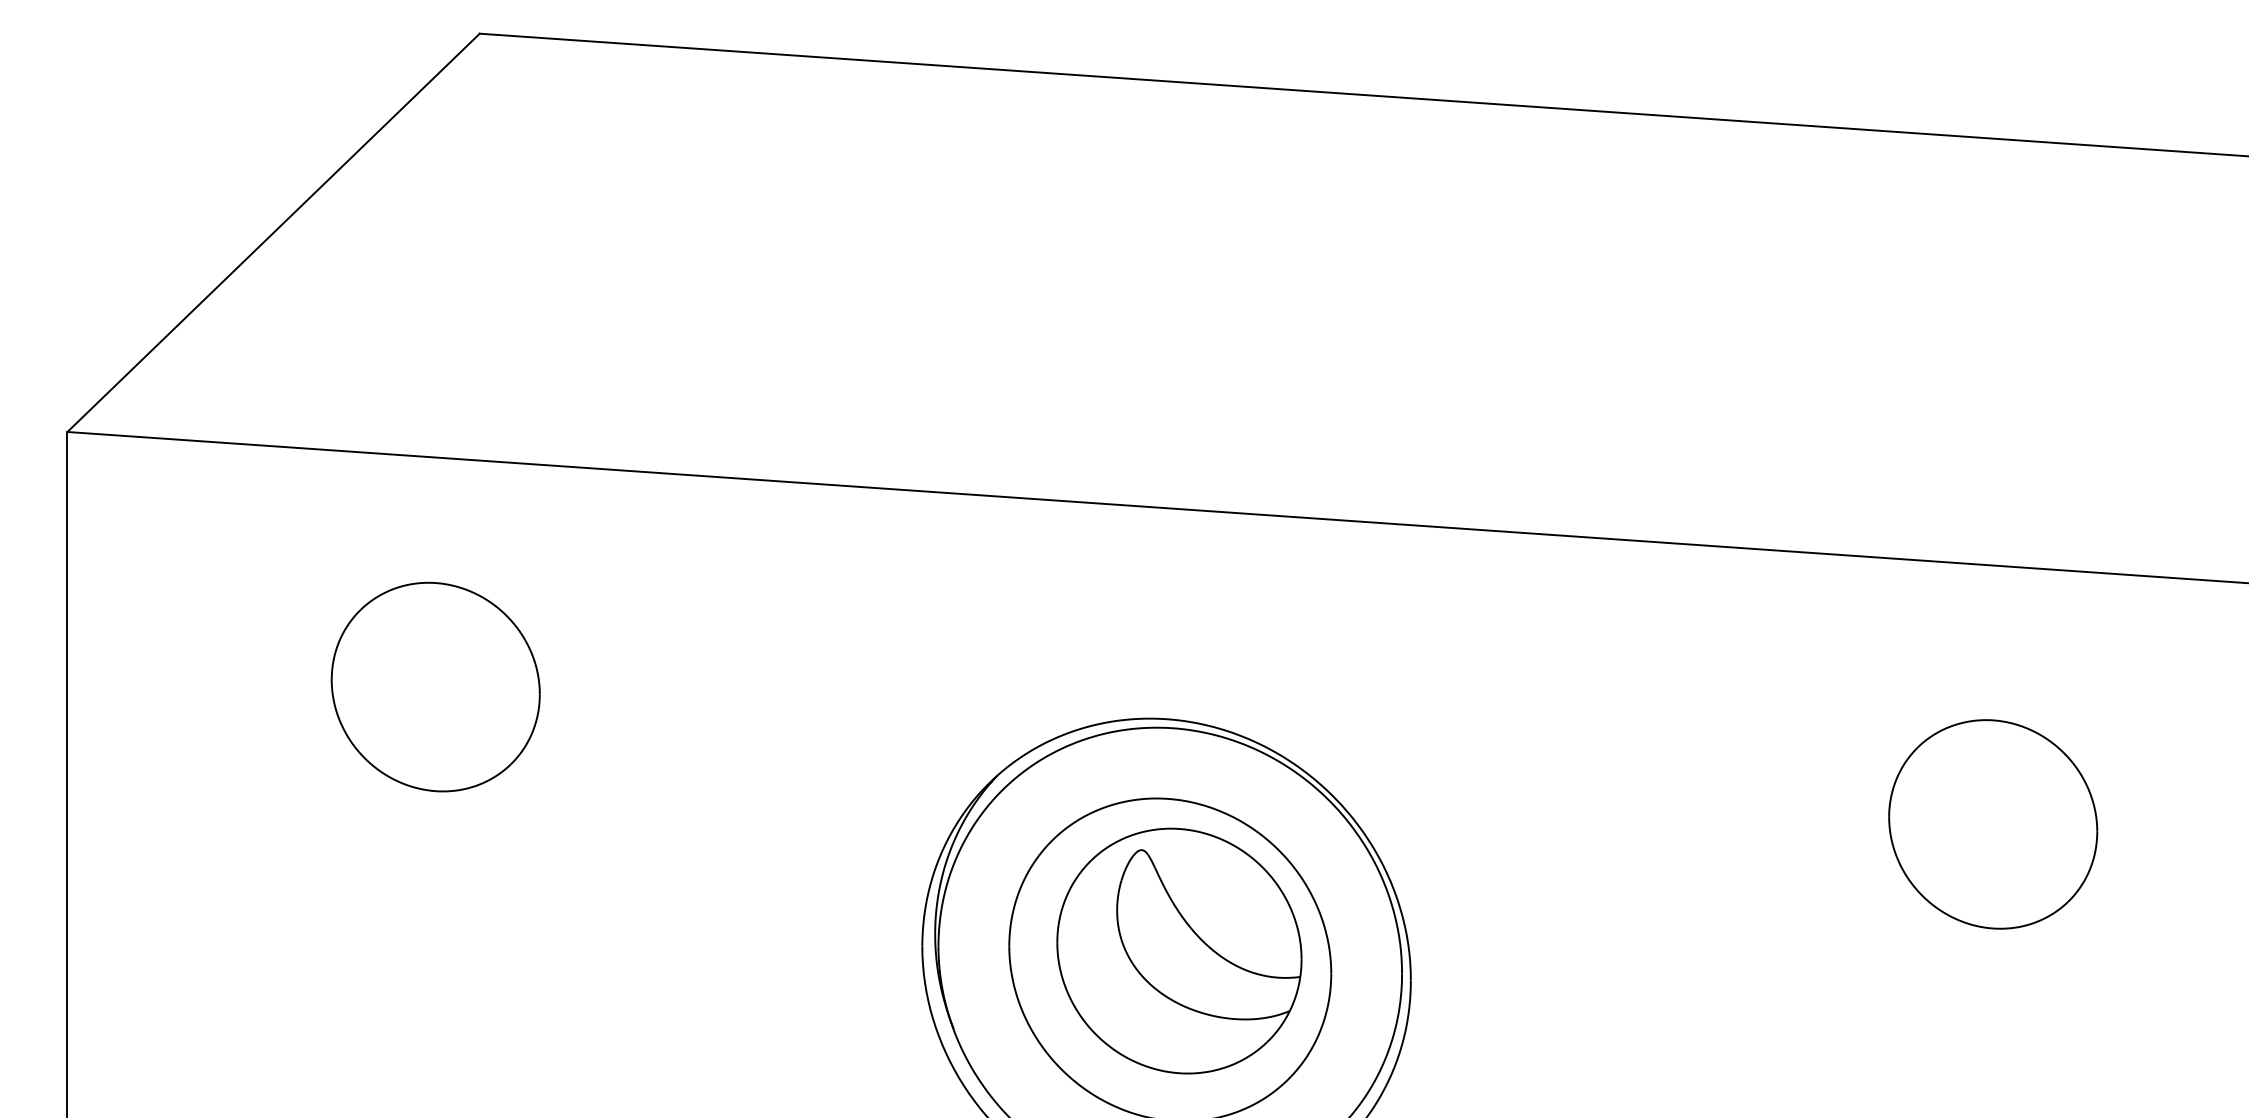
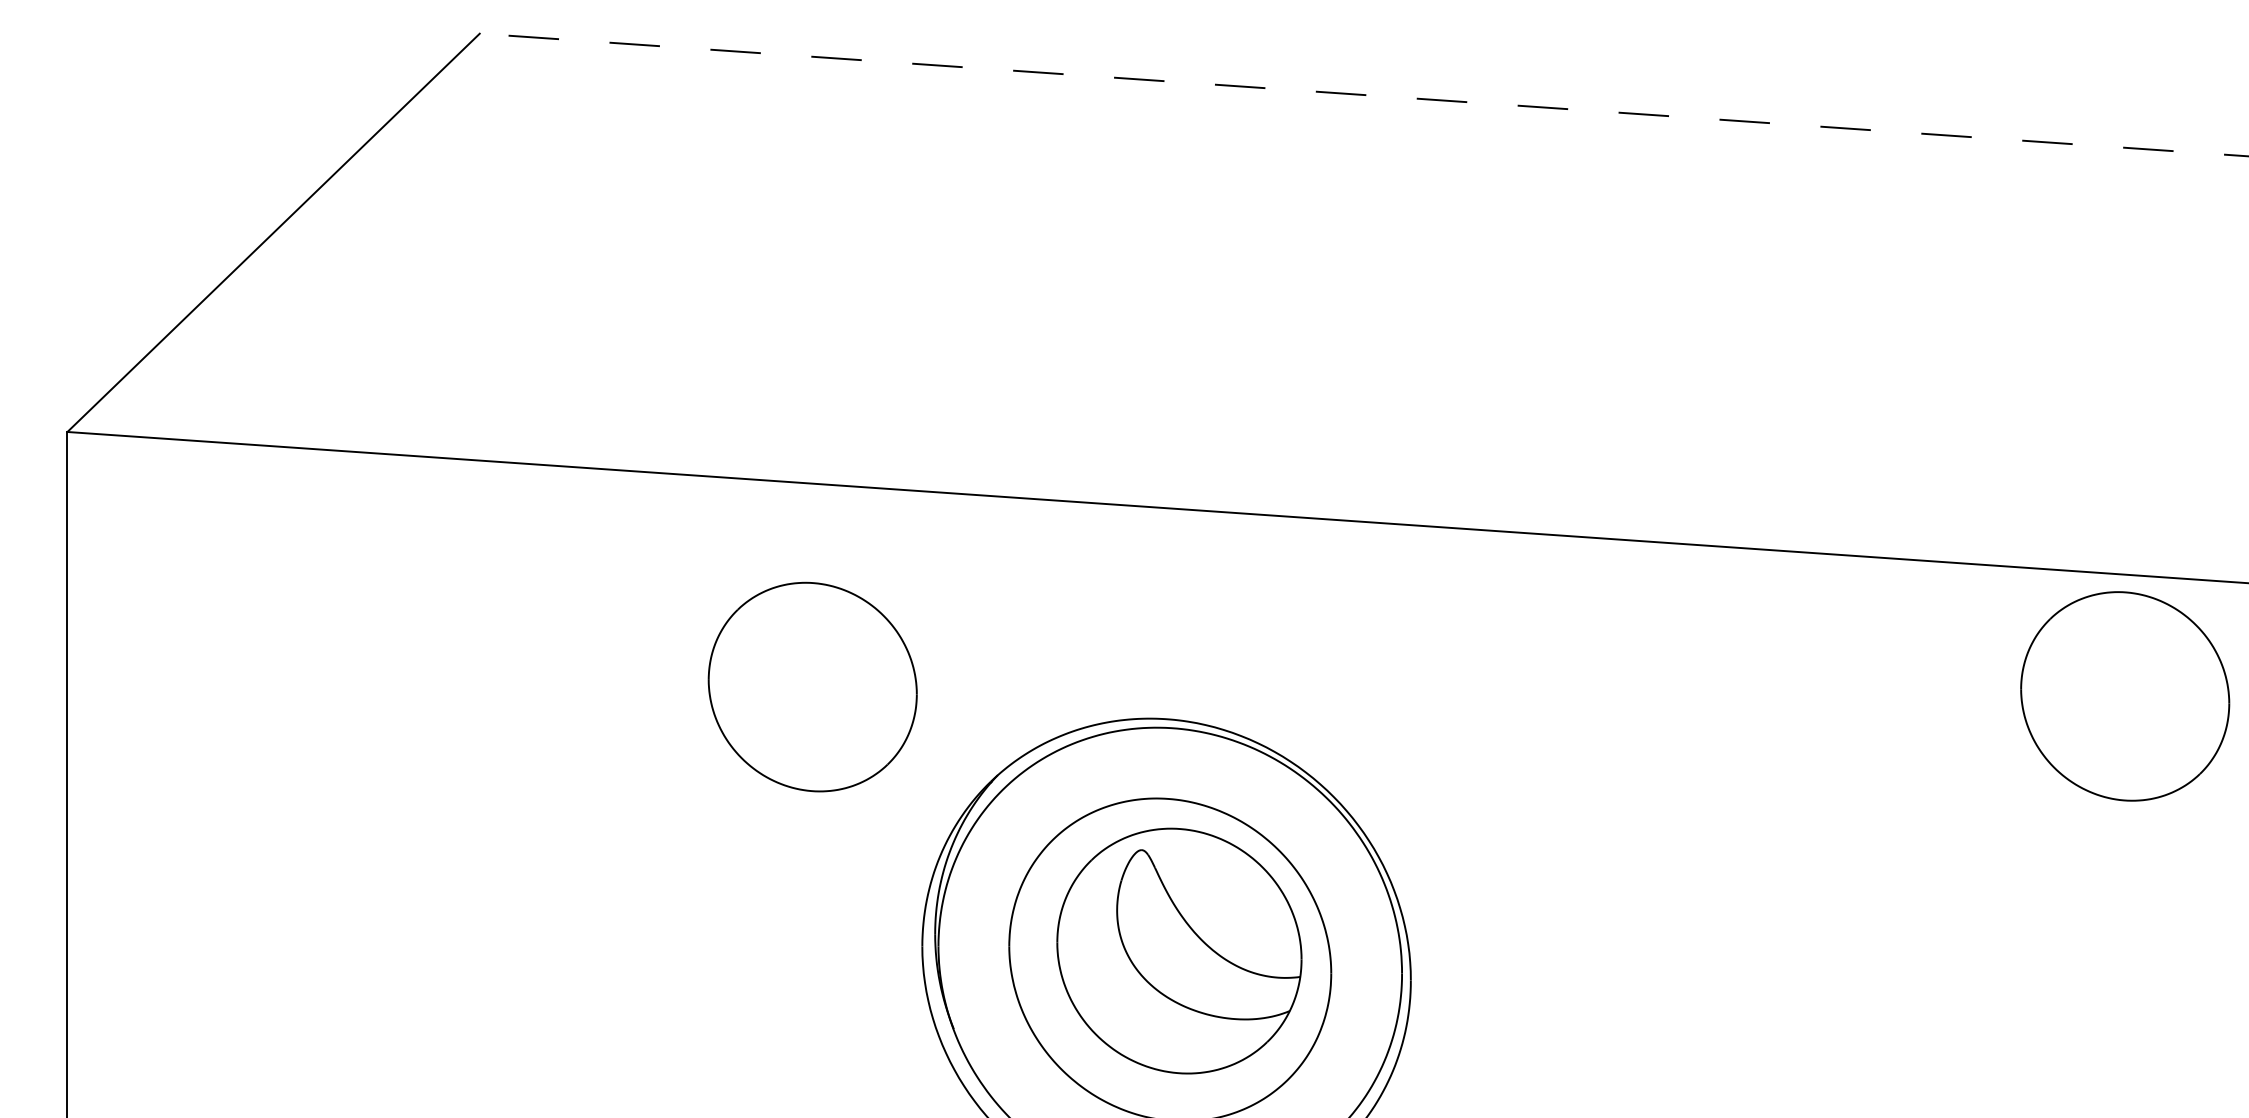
line: solid -> dashed (1363, 94)
part position: (435, 686) -> (812, 686) (812, 686)
part position: (1993, 824) -> (2125, 696) (2125, 696)
